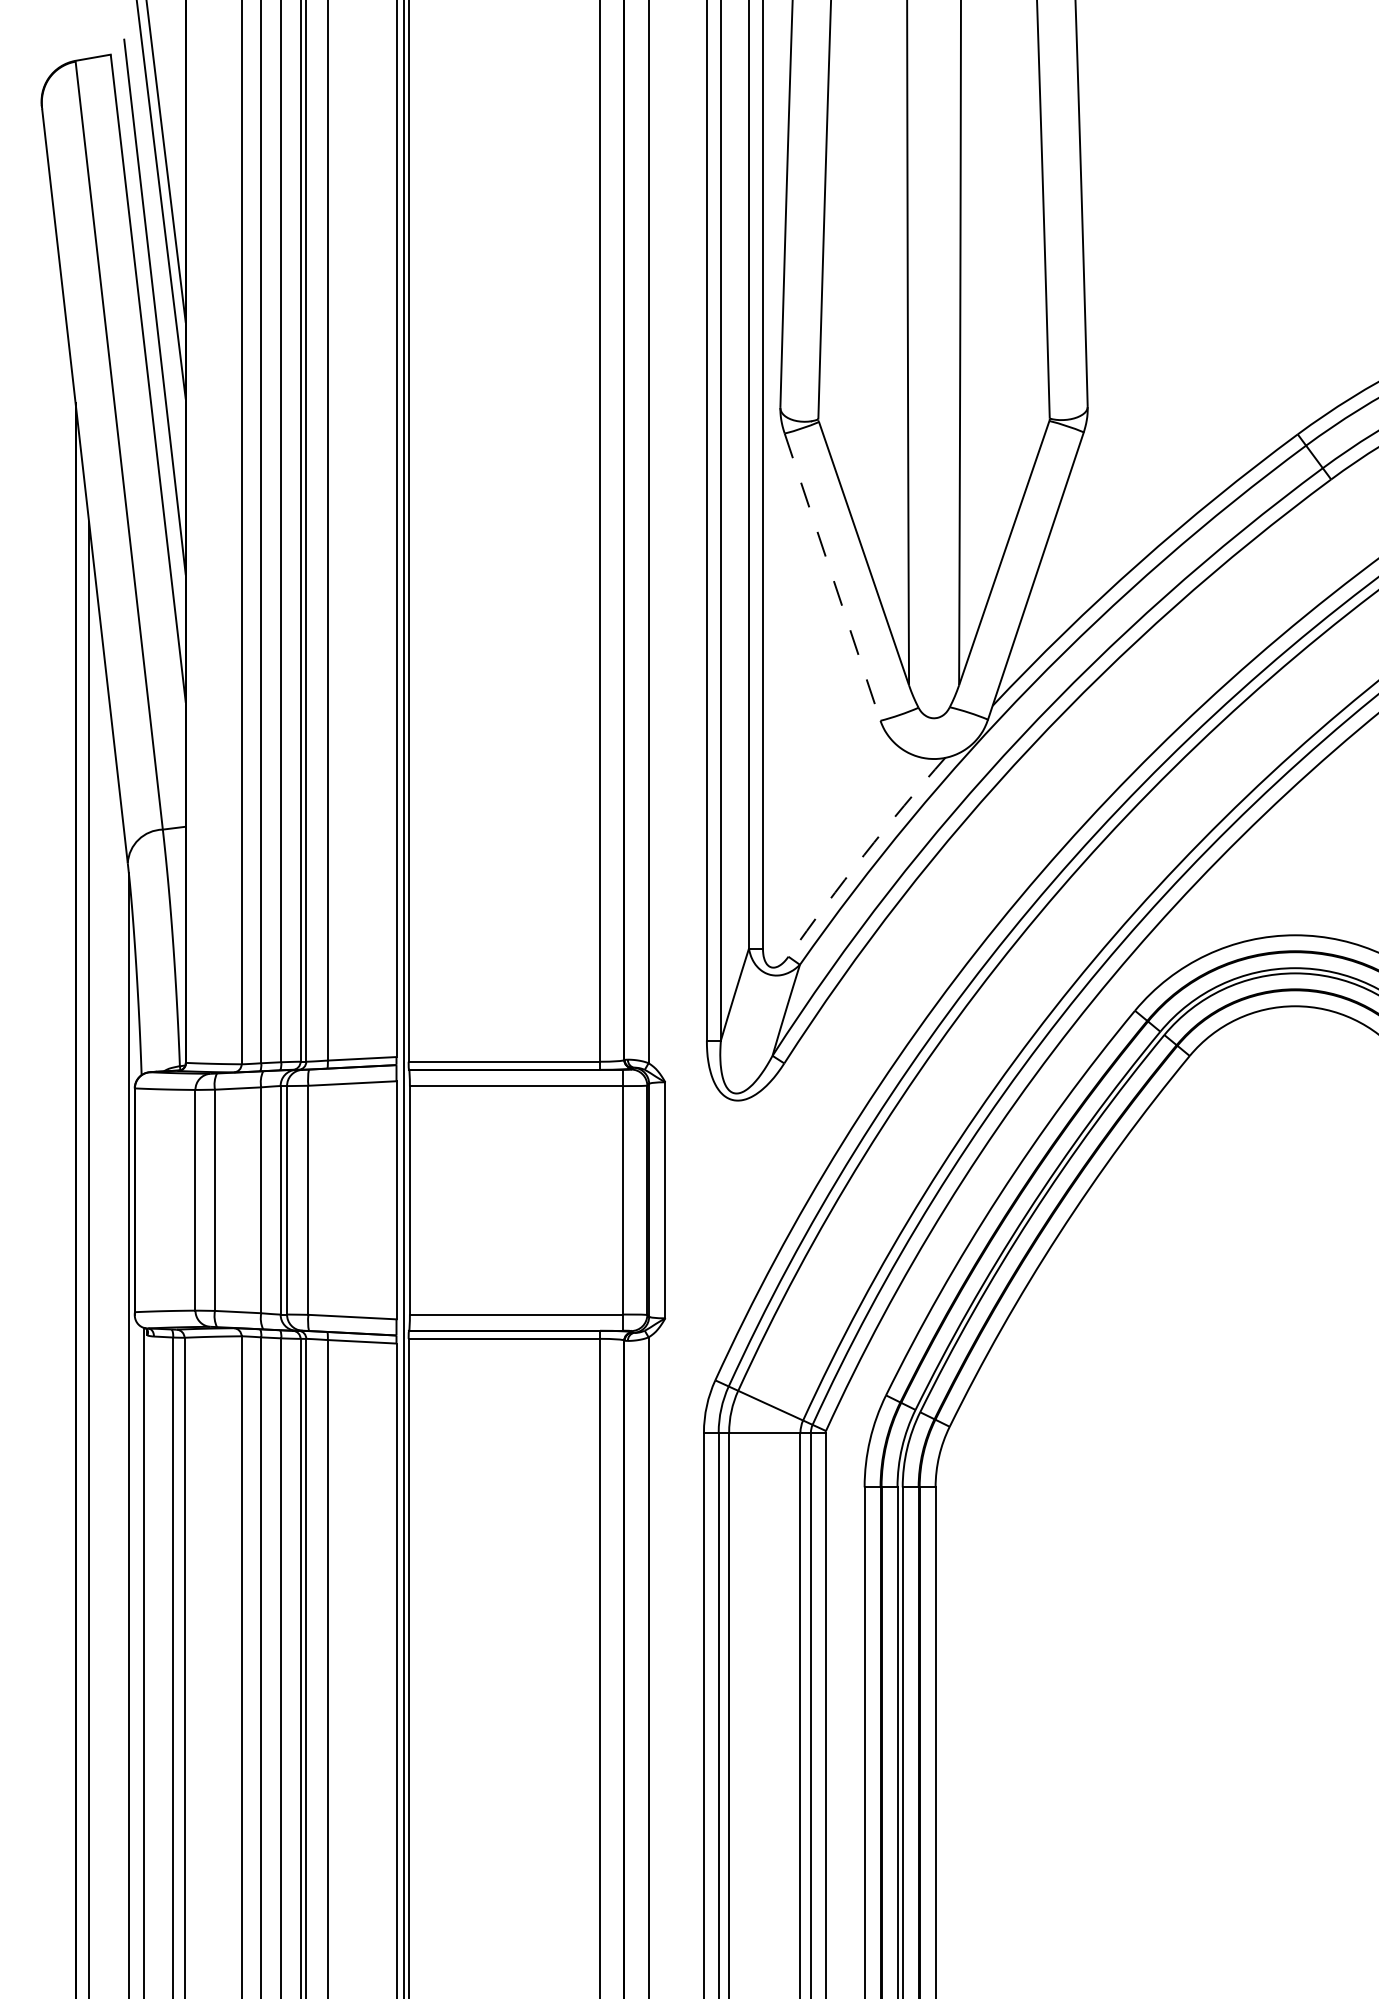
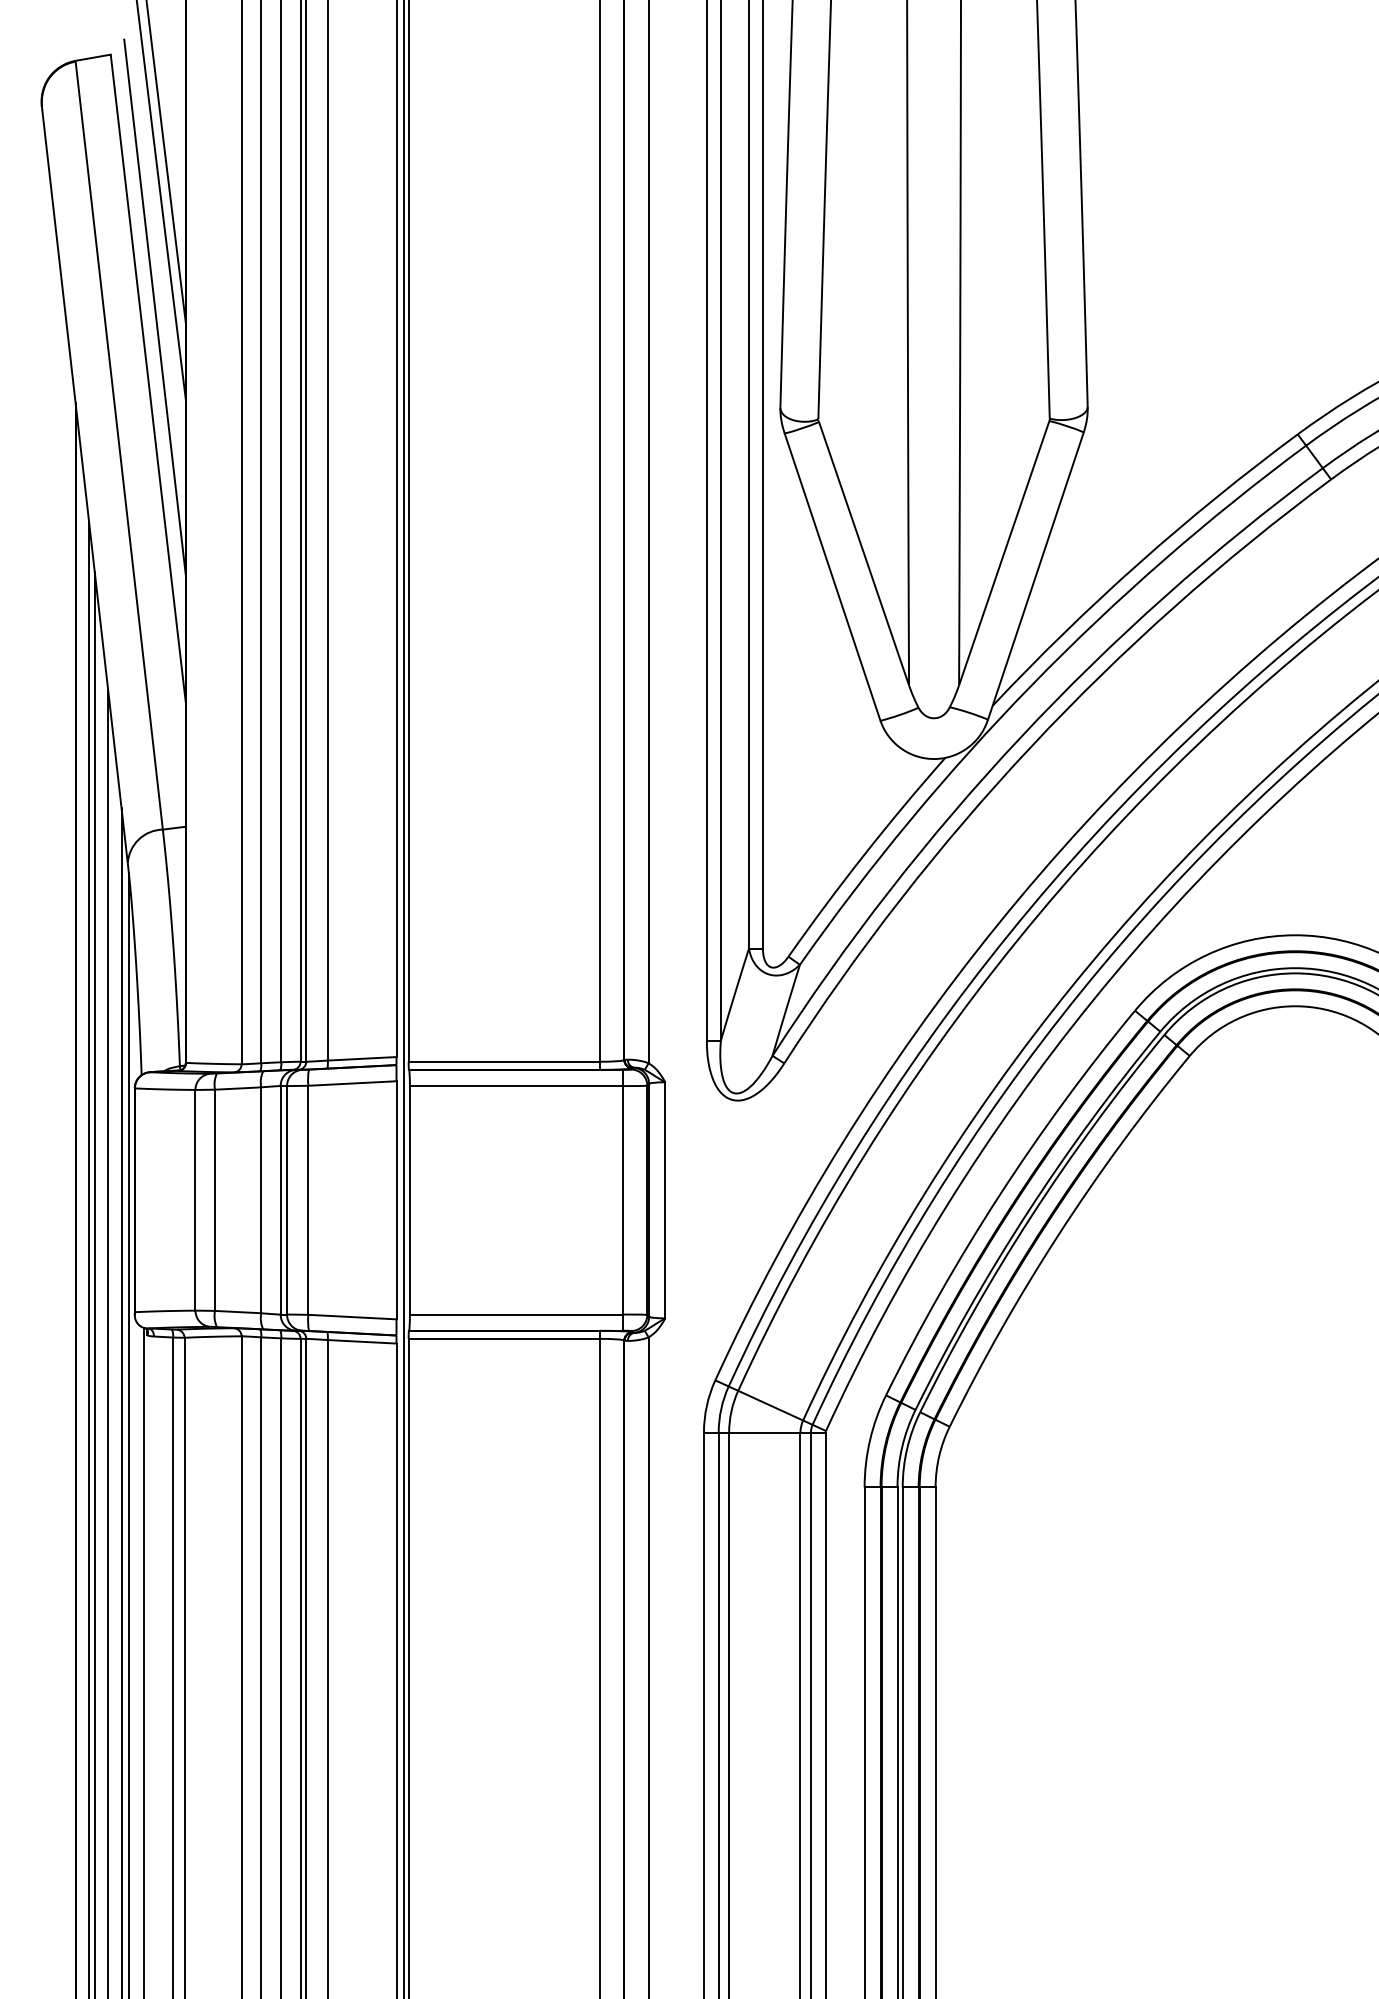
line: dashed -> solid (832, 577)
arc: dashed -> solid (864, 854)
line: none -> present (94, 1283)
line: none -> present (108, 1342)
line: none -> present (121, 1401)
